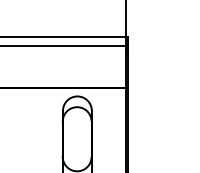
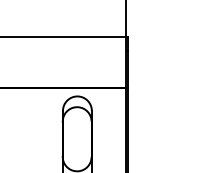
line: present -> none (65, 45)
